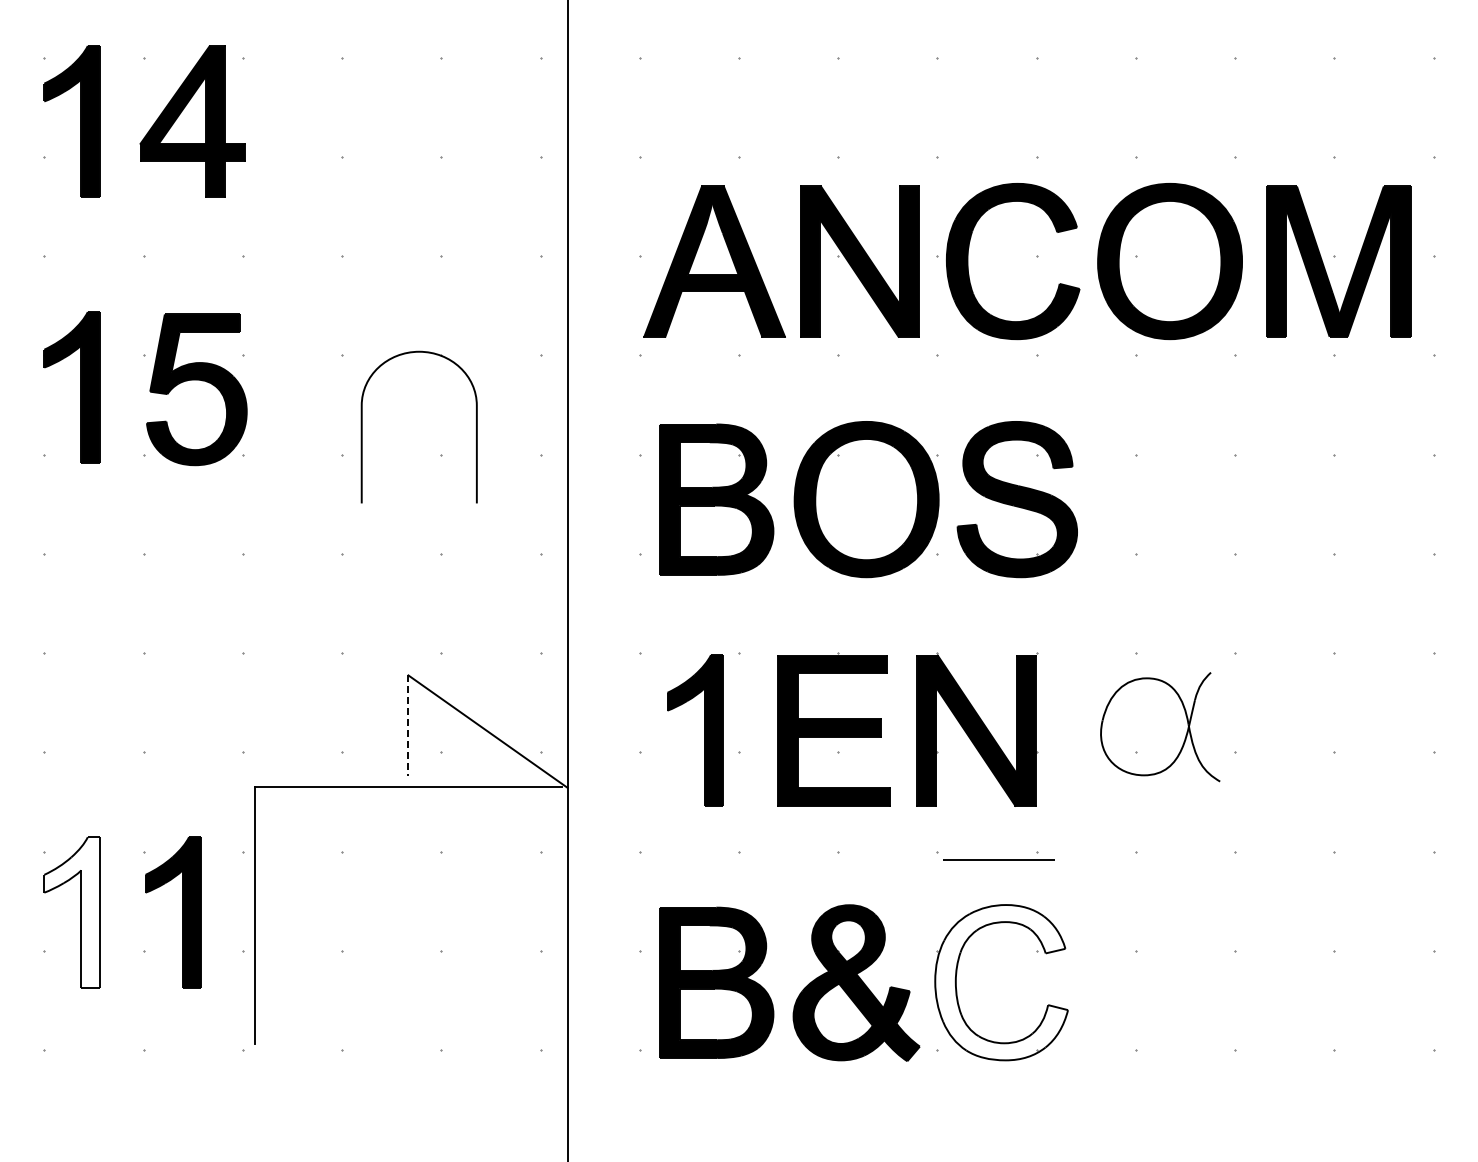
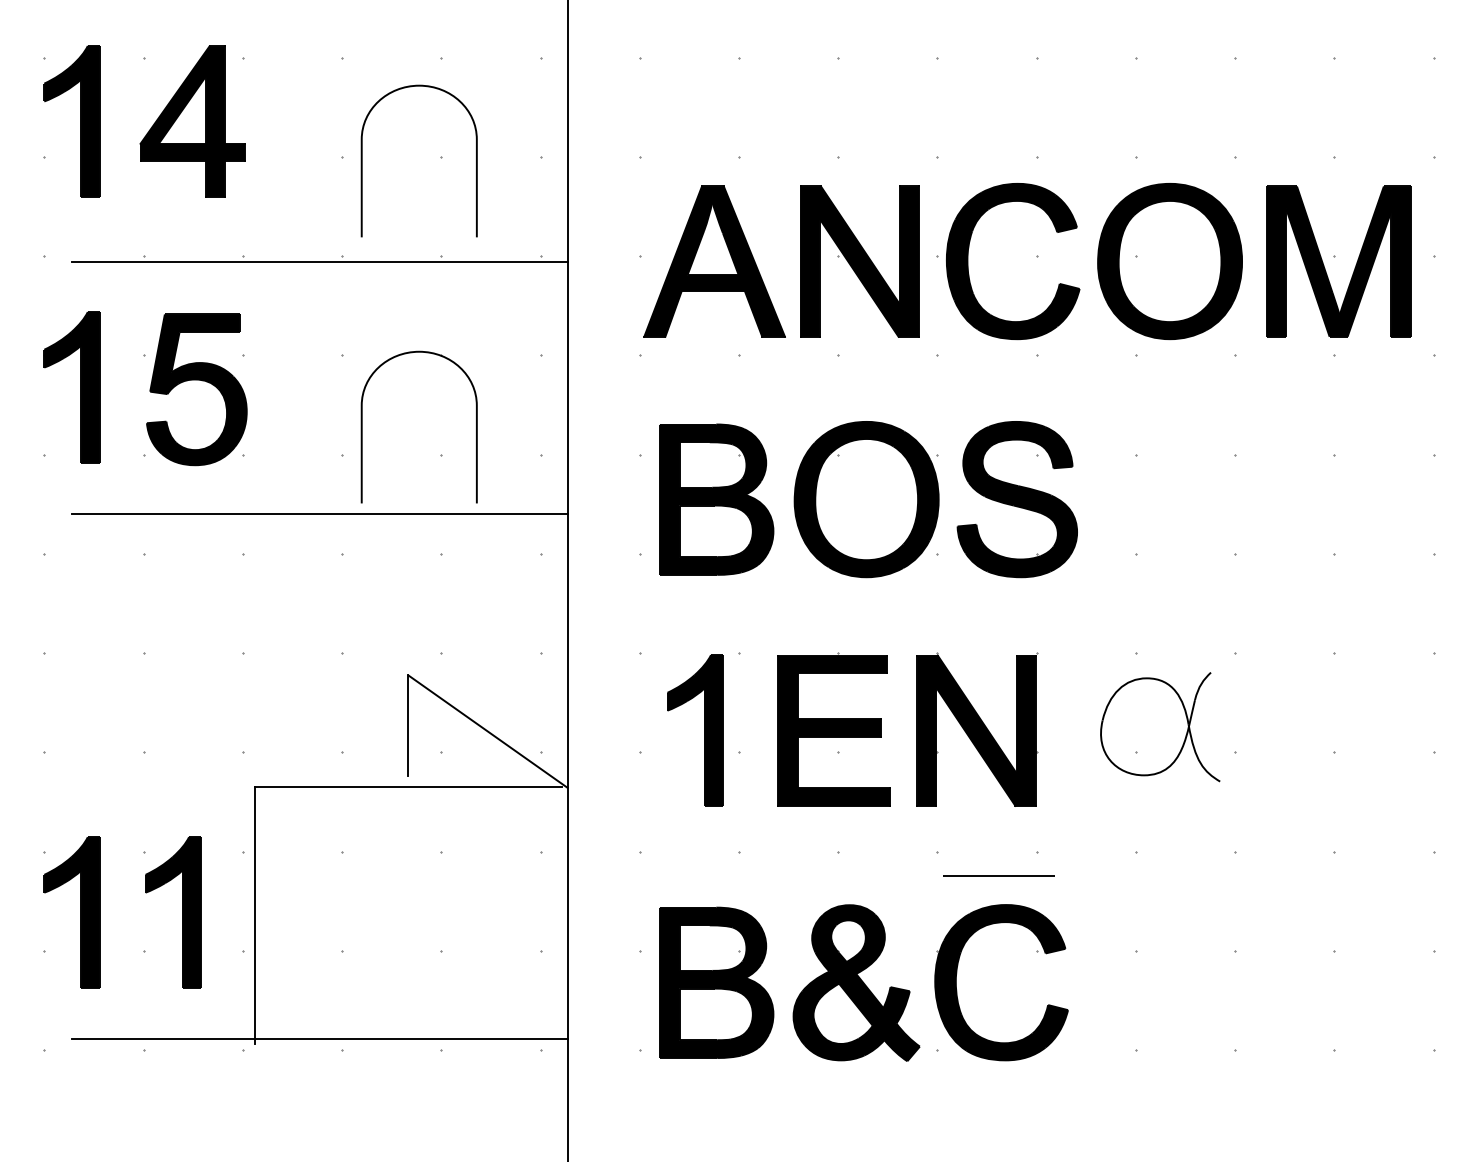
curve: none -> present (362, 160)
line: none -> present (320, 261)
line: none -> present (320, 513)
line: dashed -> solid (408, 726)
line position: (998, 859) -> (998, 875) (998, 875)
fill: none -> present (71, 912)
fill: none -> present (1001, 982)
line: none -> present (320, 1038)
